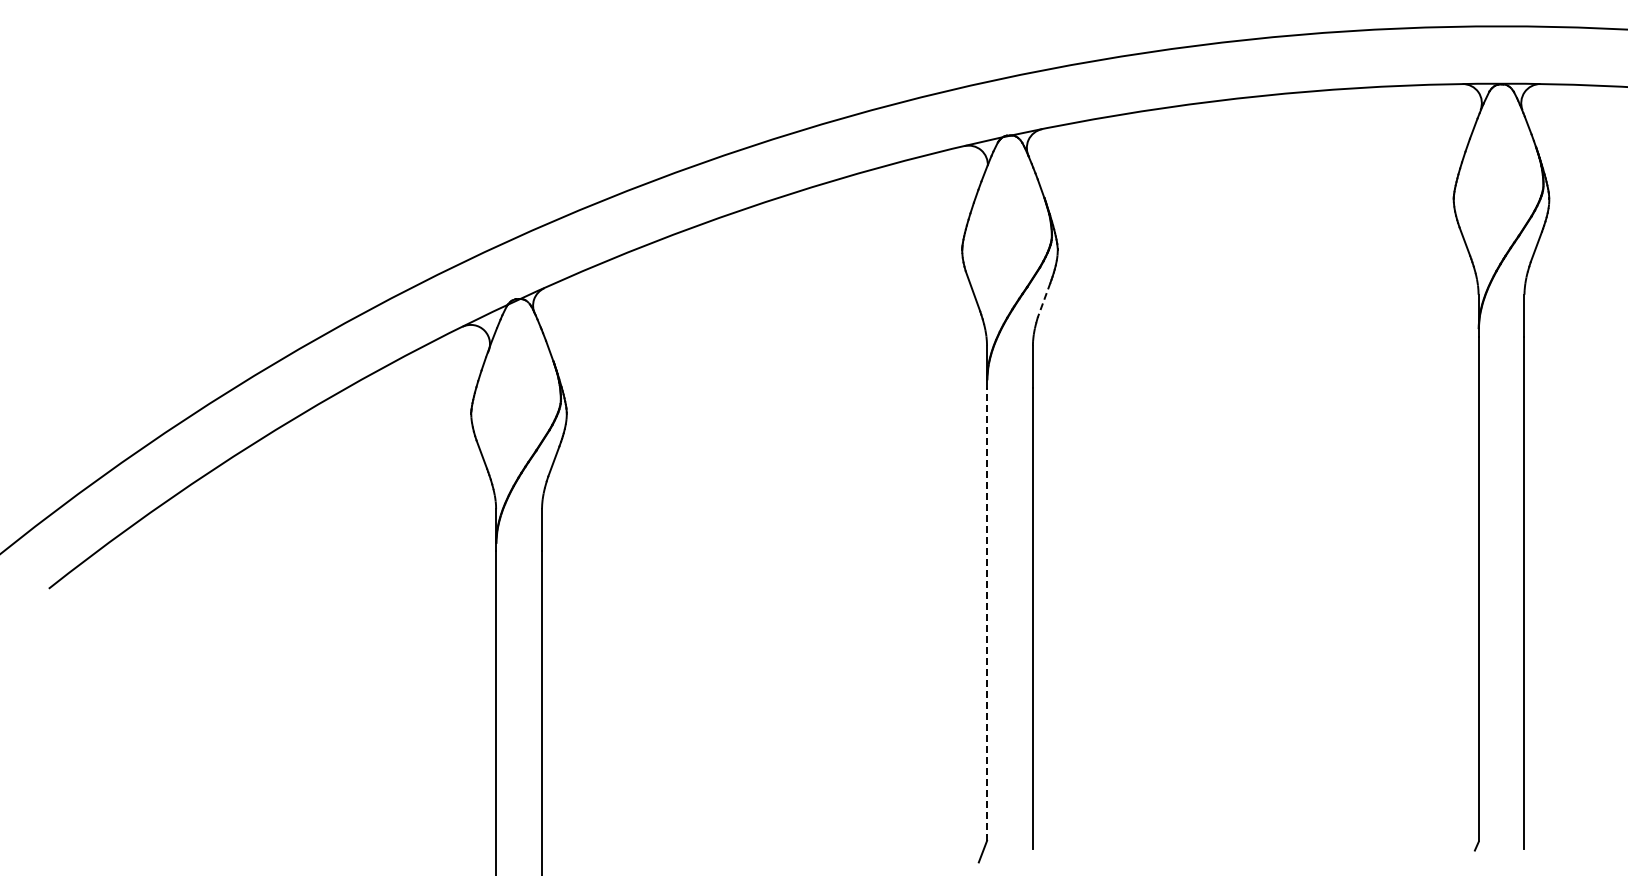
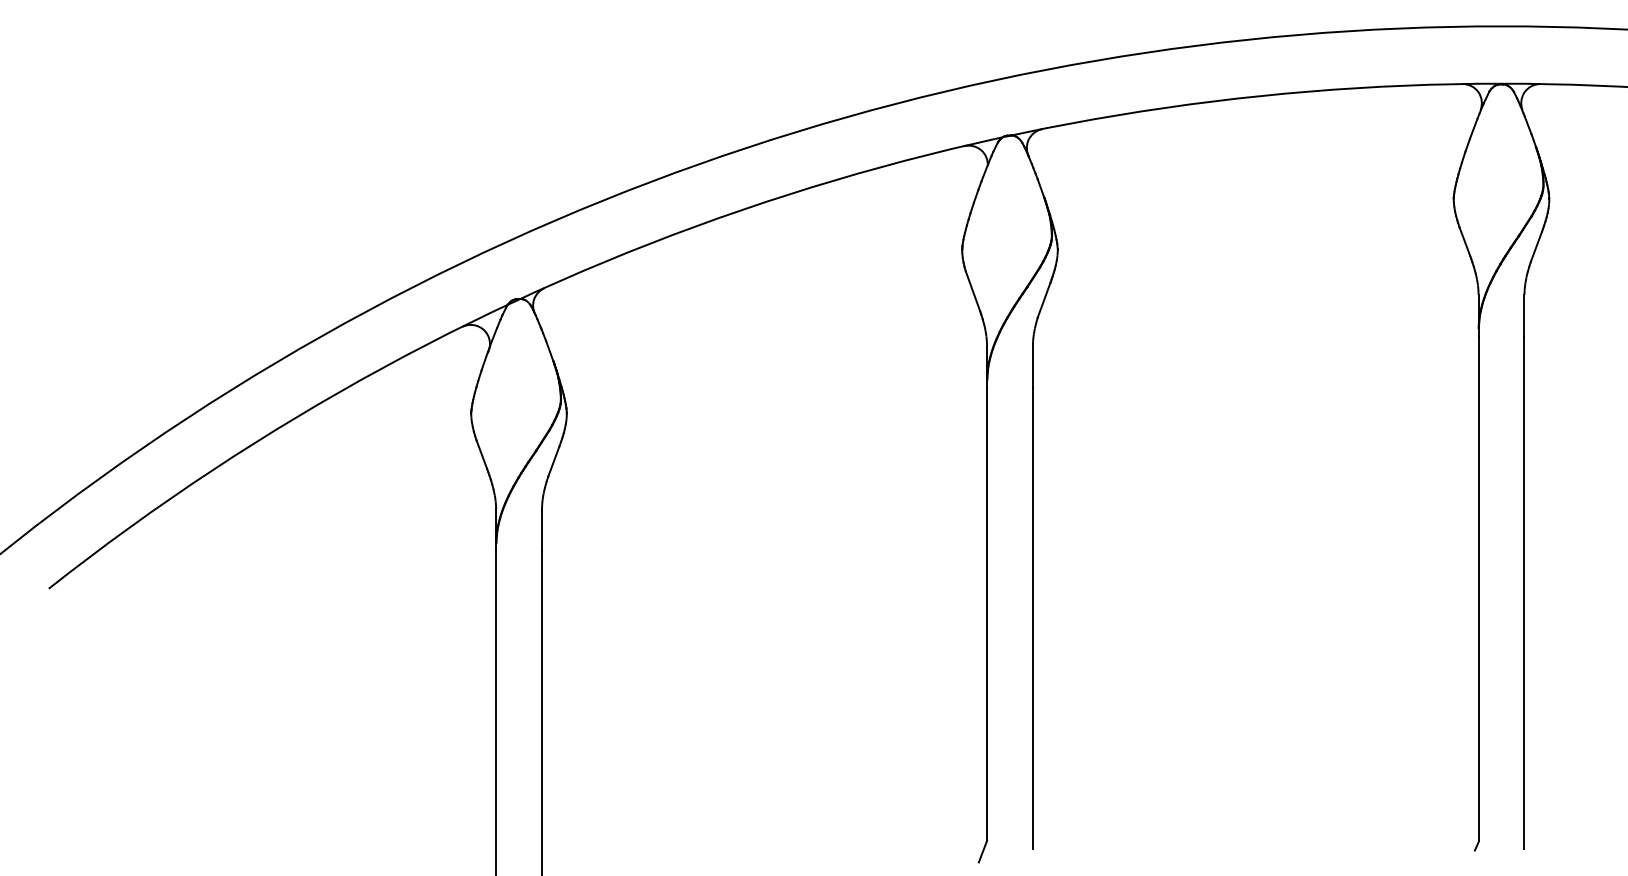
line: dashed -> solid (1044, 300)
line: dashed -> solid (987, 614)
